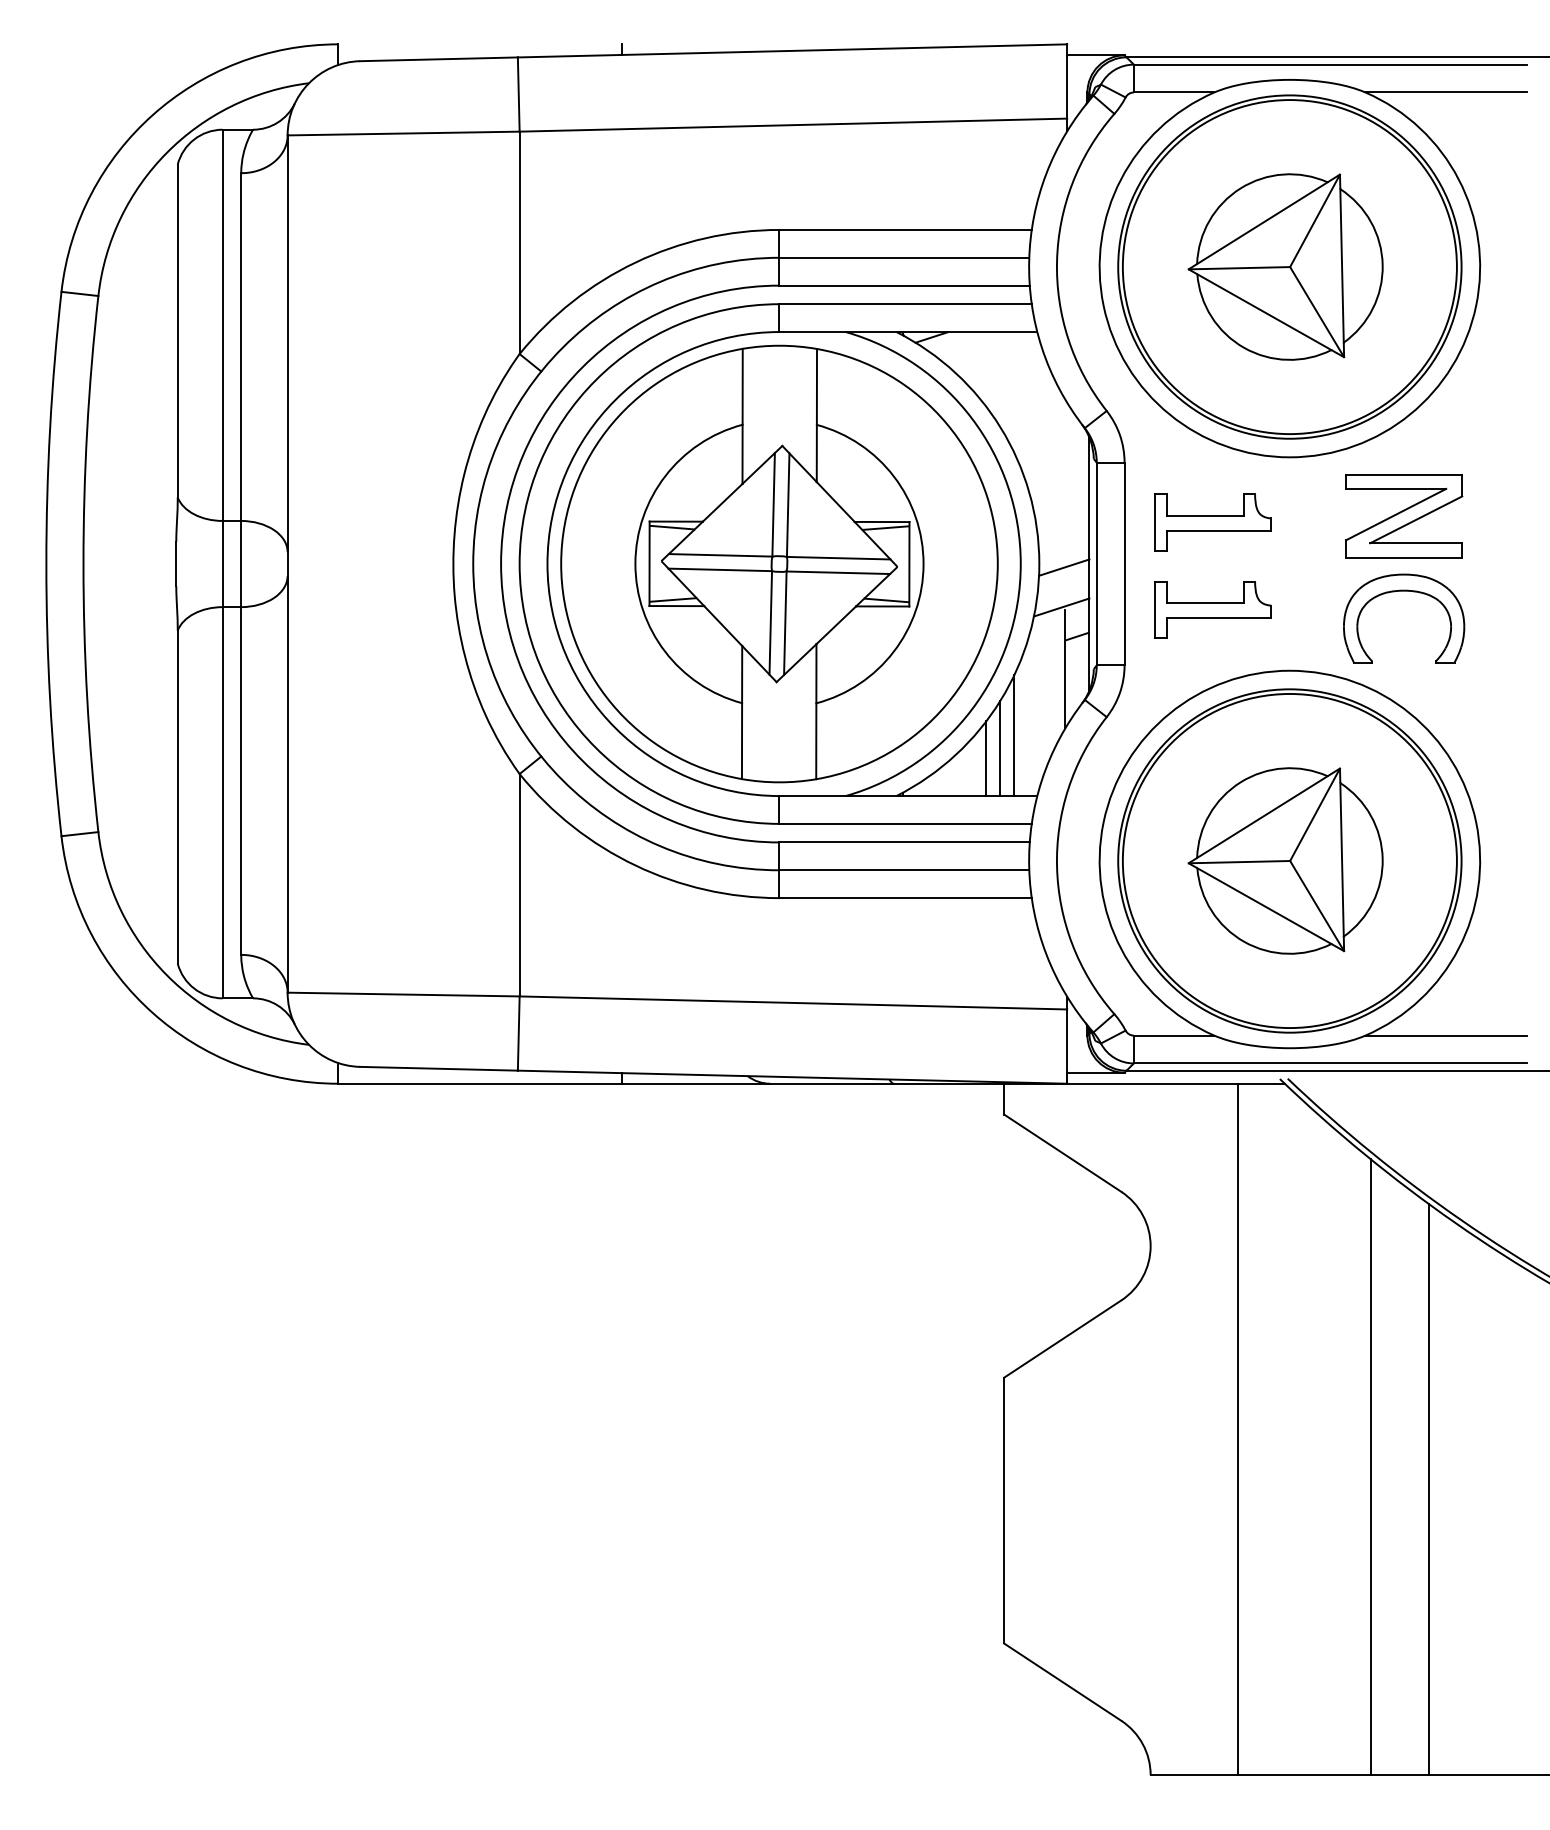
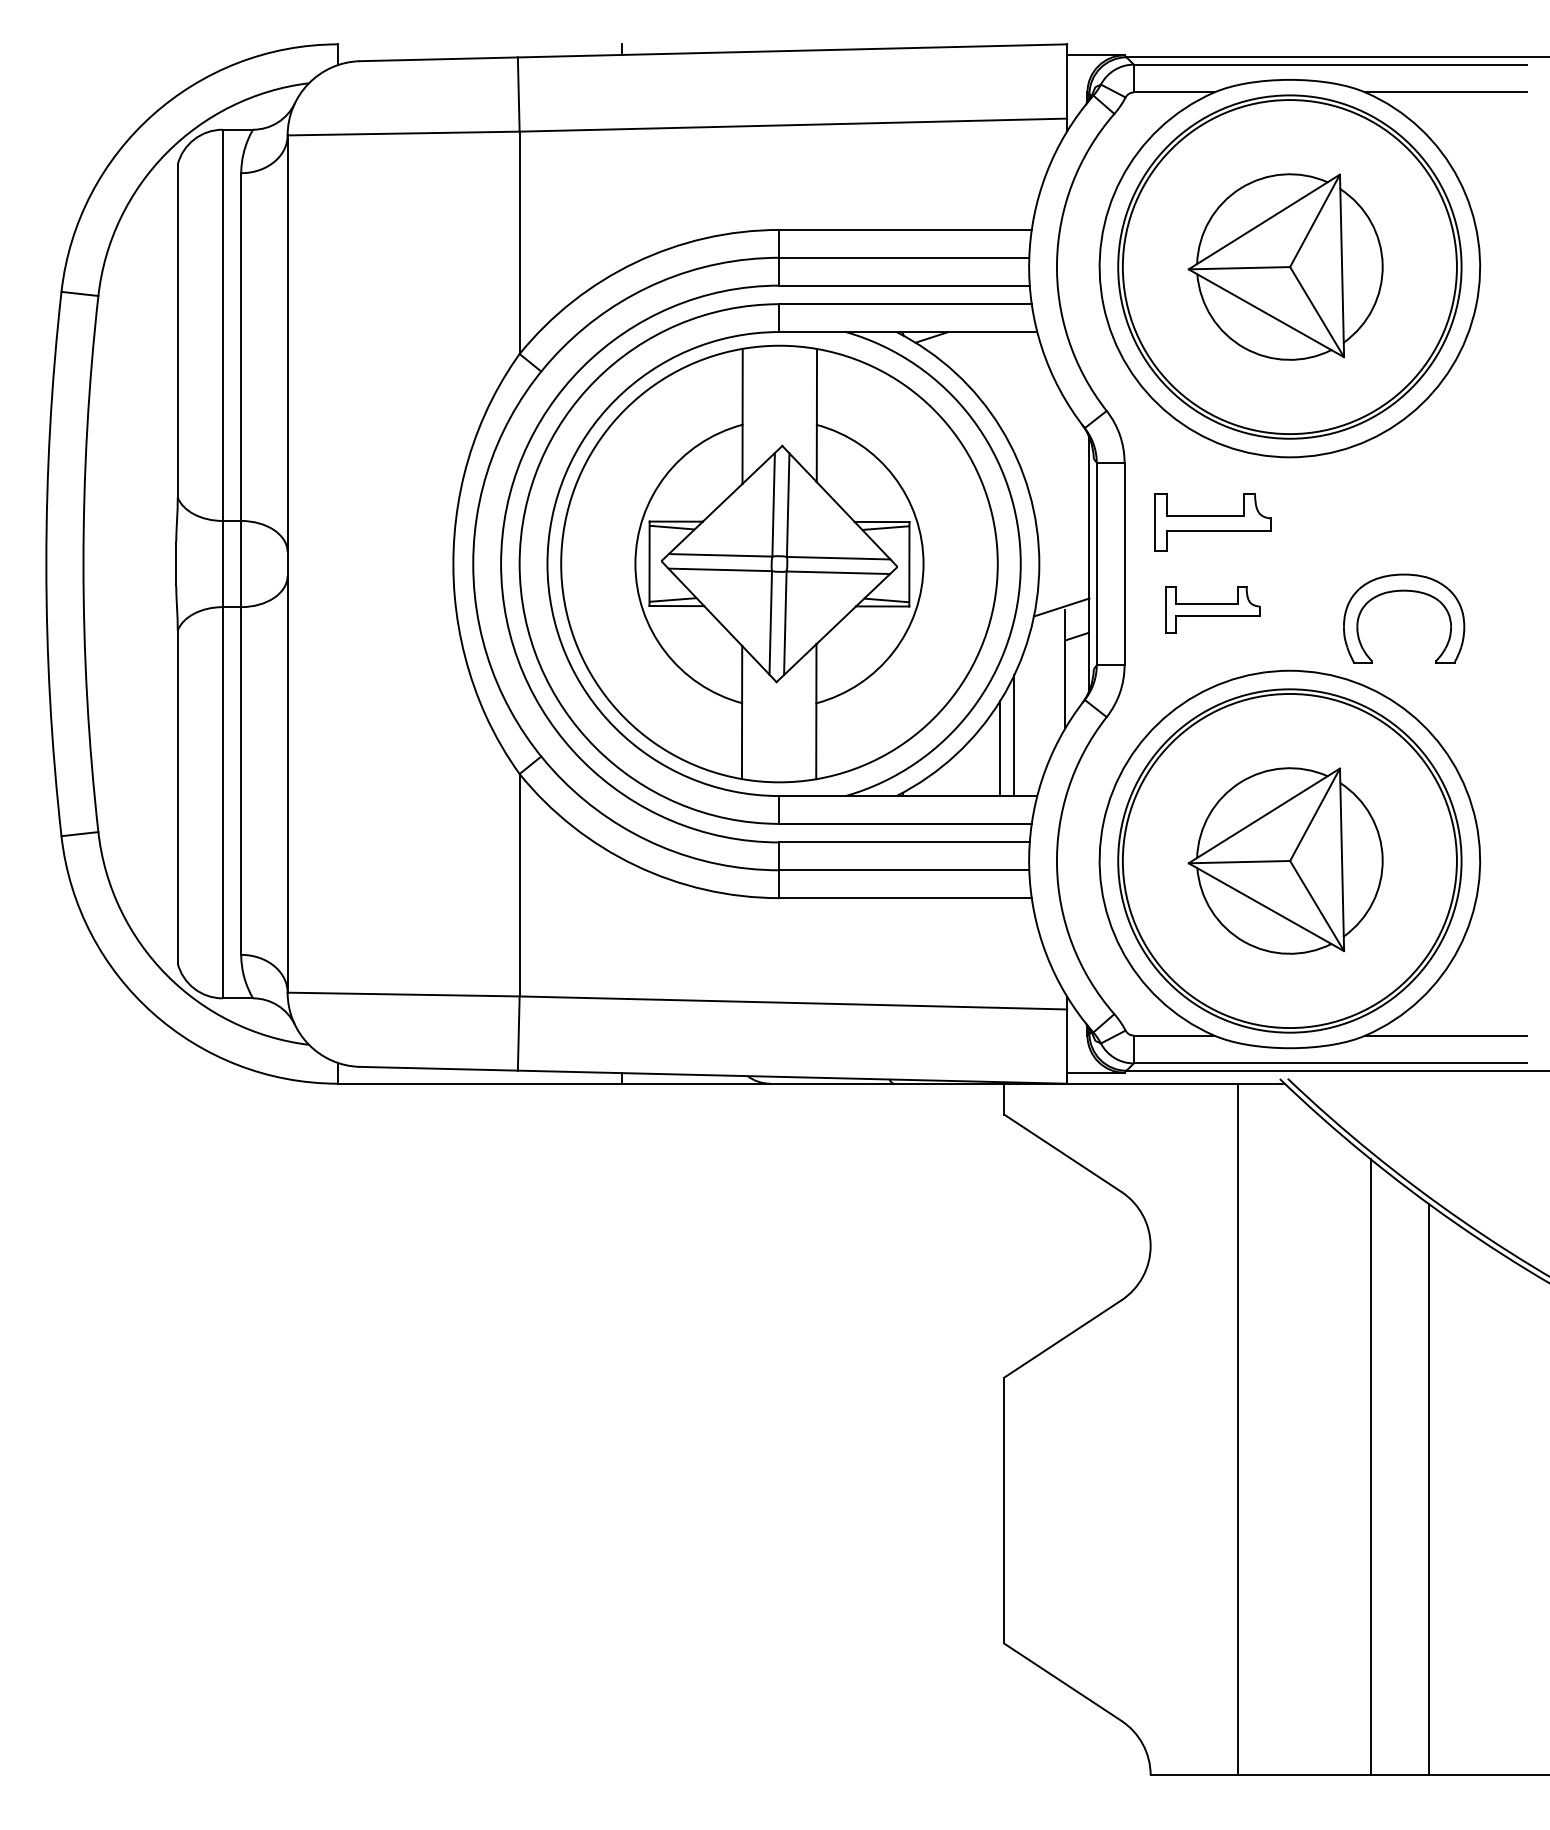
part: present -> none (1404, 516)
line: present -> none (1064, 567)
part size: 118x58 px -> 96x48 px (1212, 609)
line: present -> none (986, 758)
